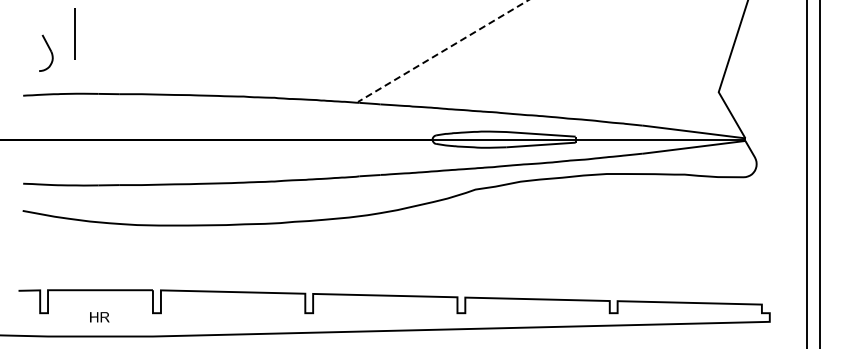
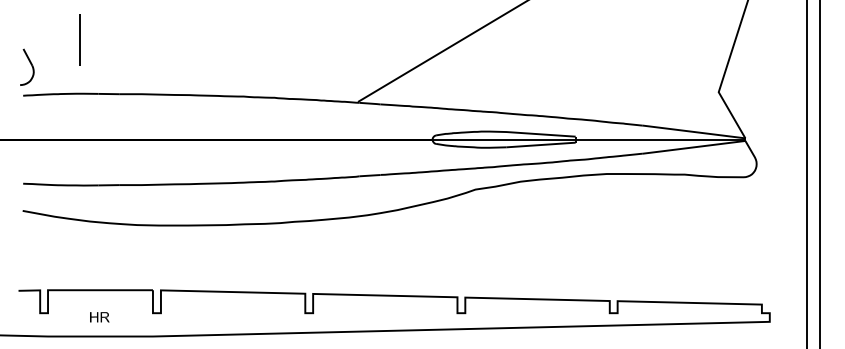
line position: (74, 33) -> (79, 39) (79, 39)
line: dashed -> solid (442, 51)
part position: (46, 52) -> (27, 66) (27, 66)
